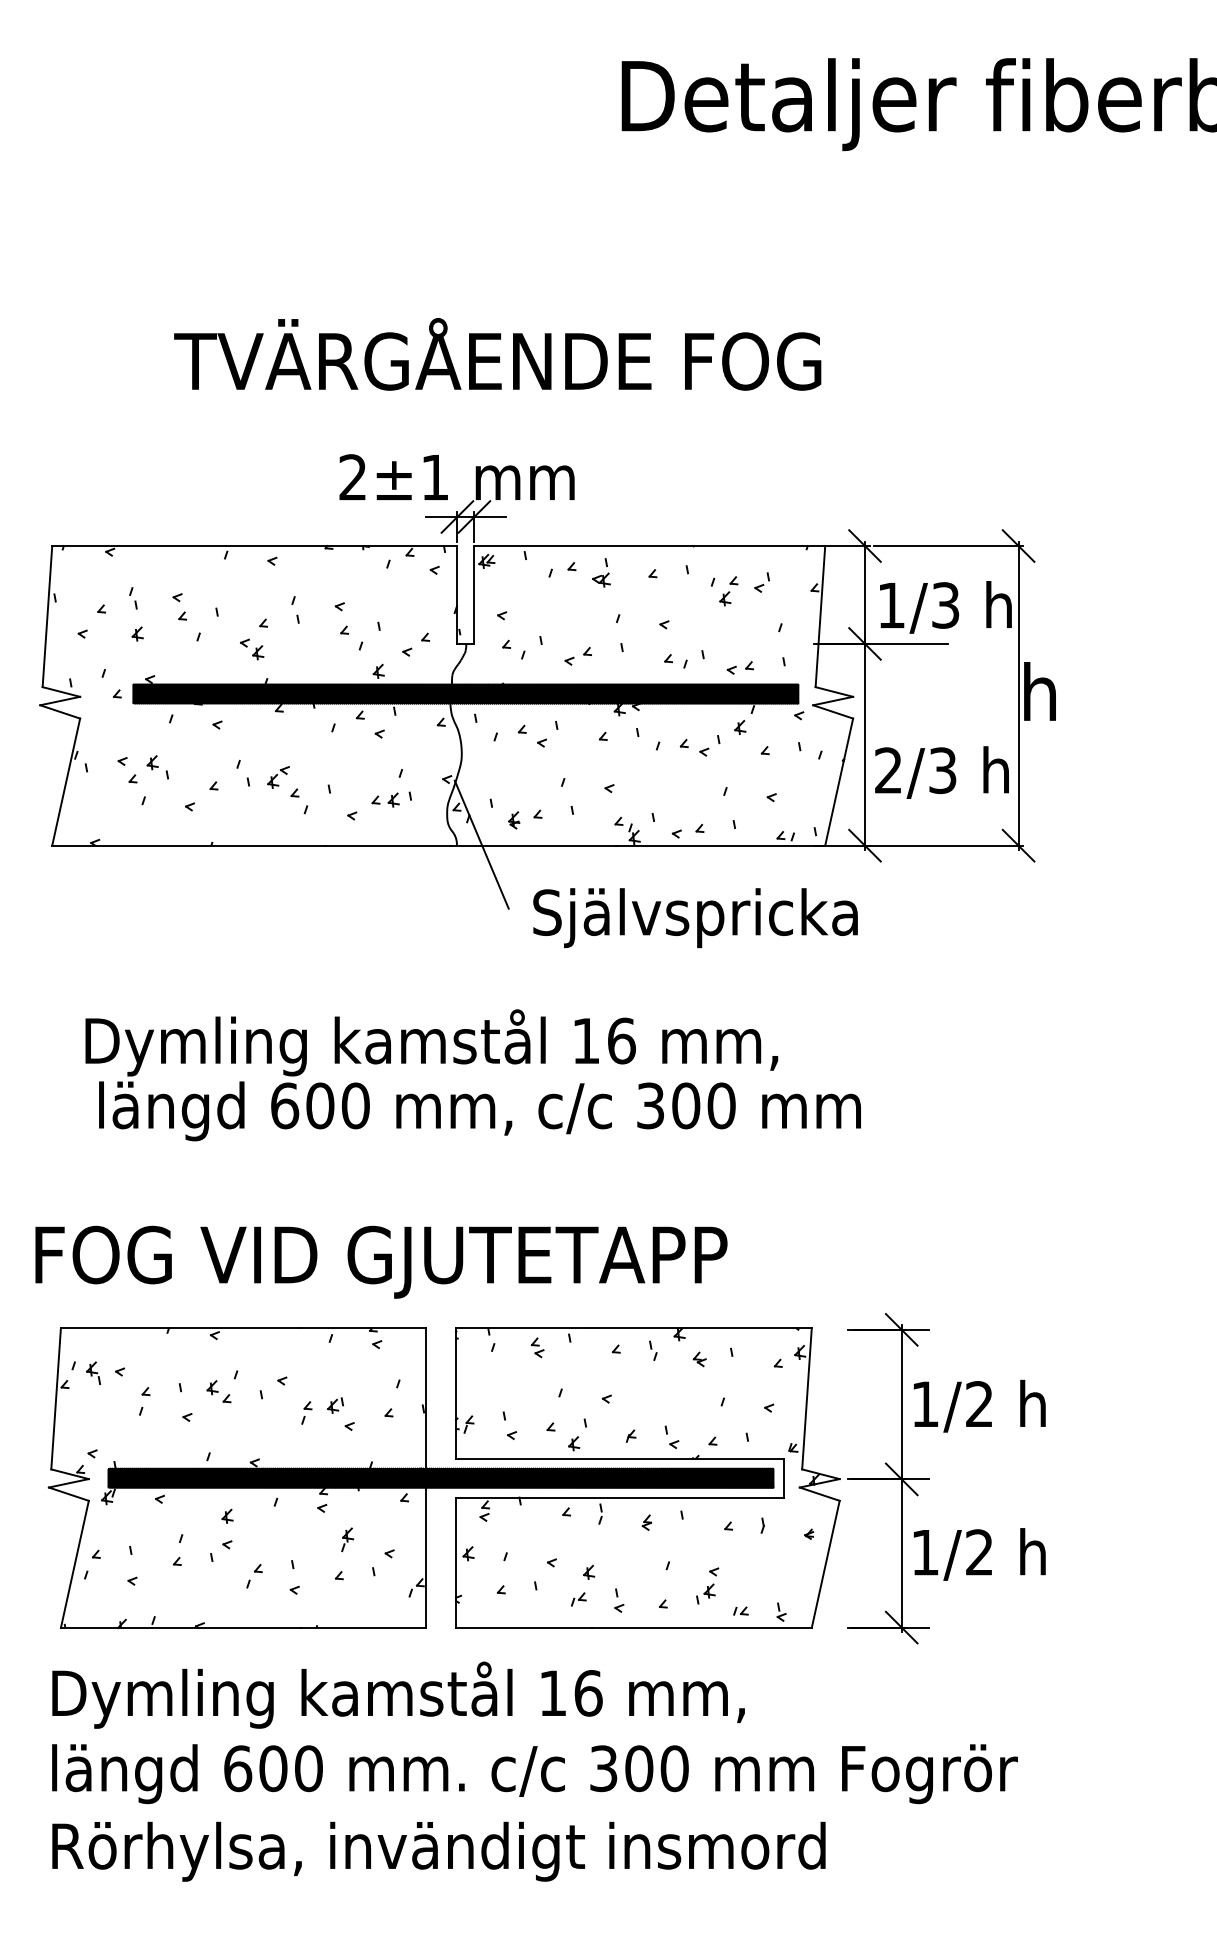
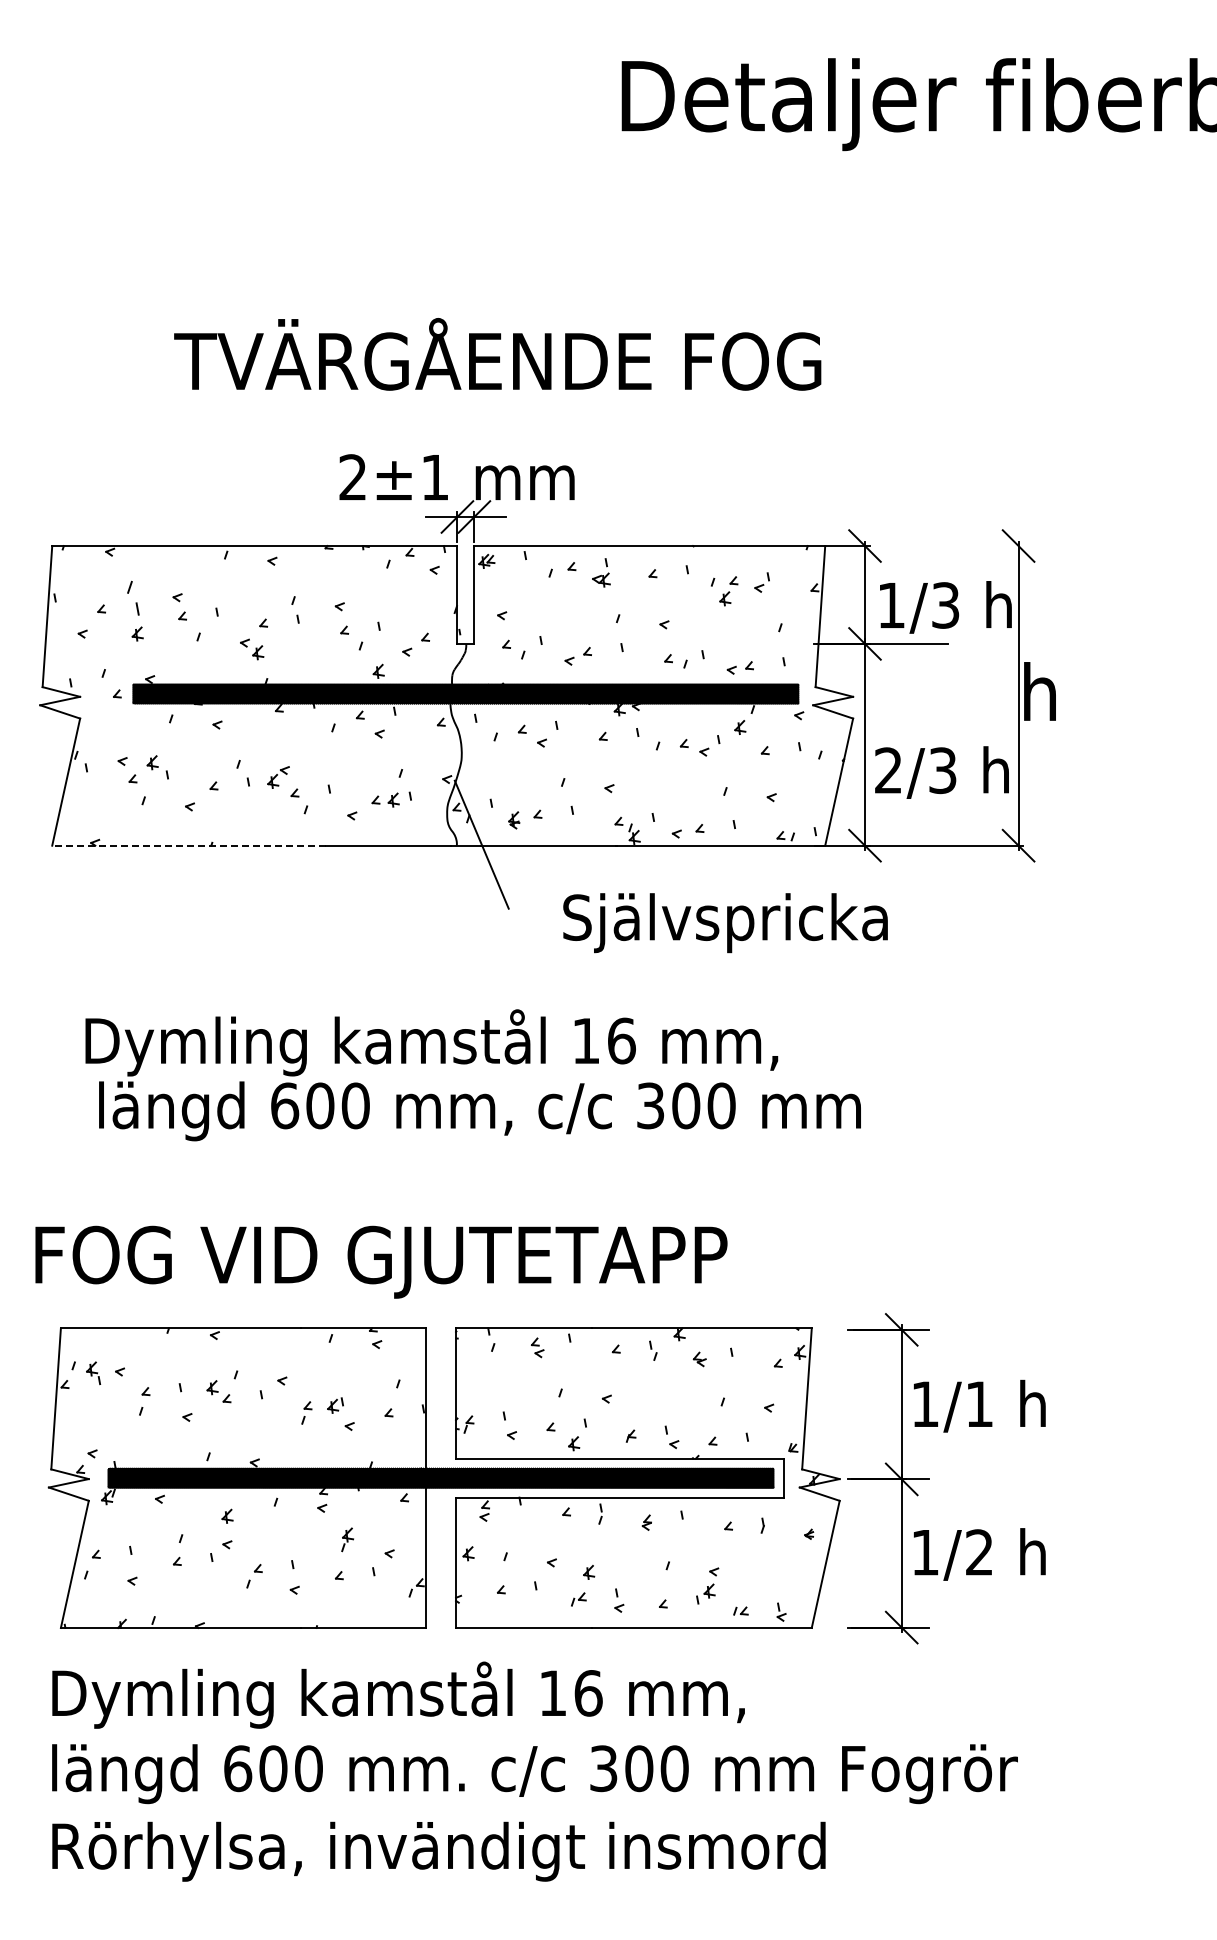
line: present -> none (948, 546)
part size: 9x23 px -> 13x36 px (133, 597)
line: solid -> dashed (189, 845)
text position: (695, 918) -> (725, 923) (725, 923)
text: 1/2 -> 1/1 (979, 1403)
